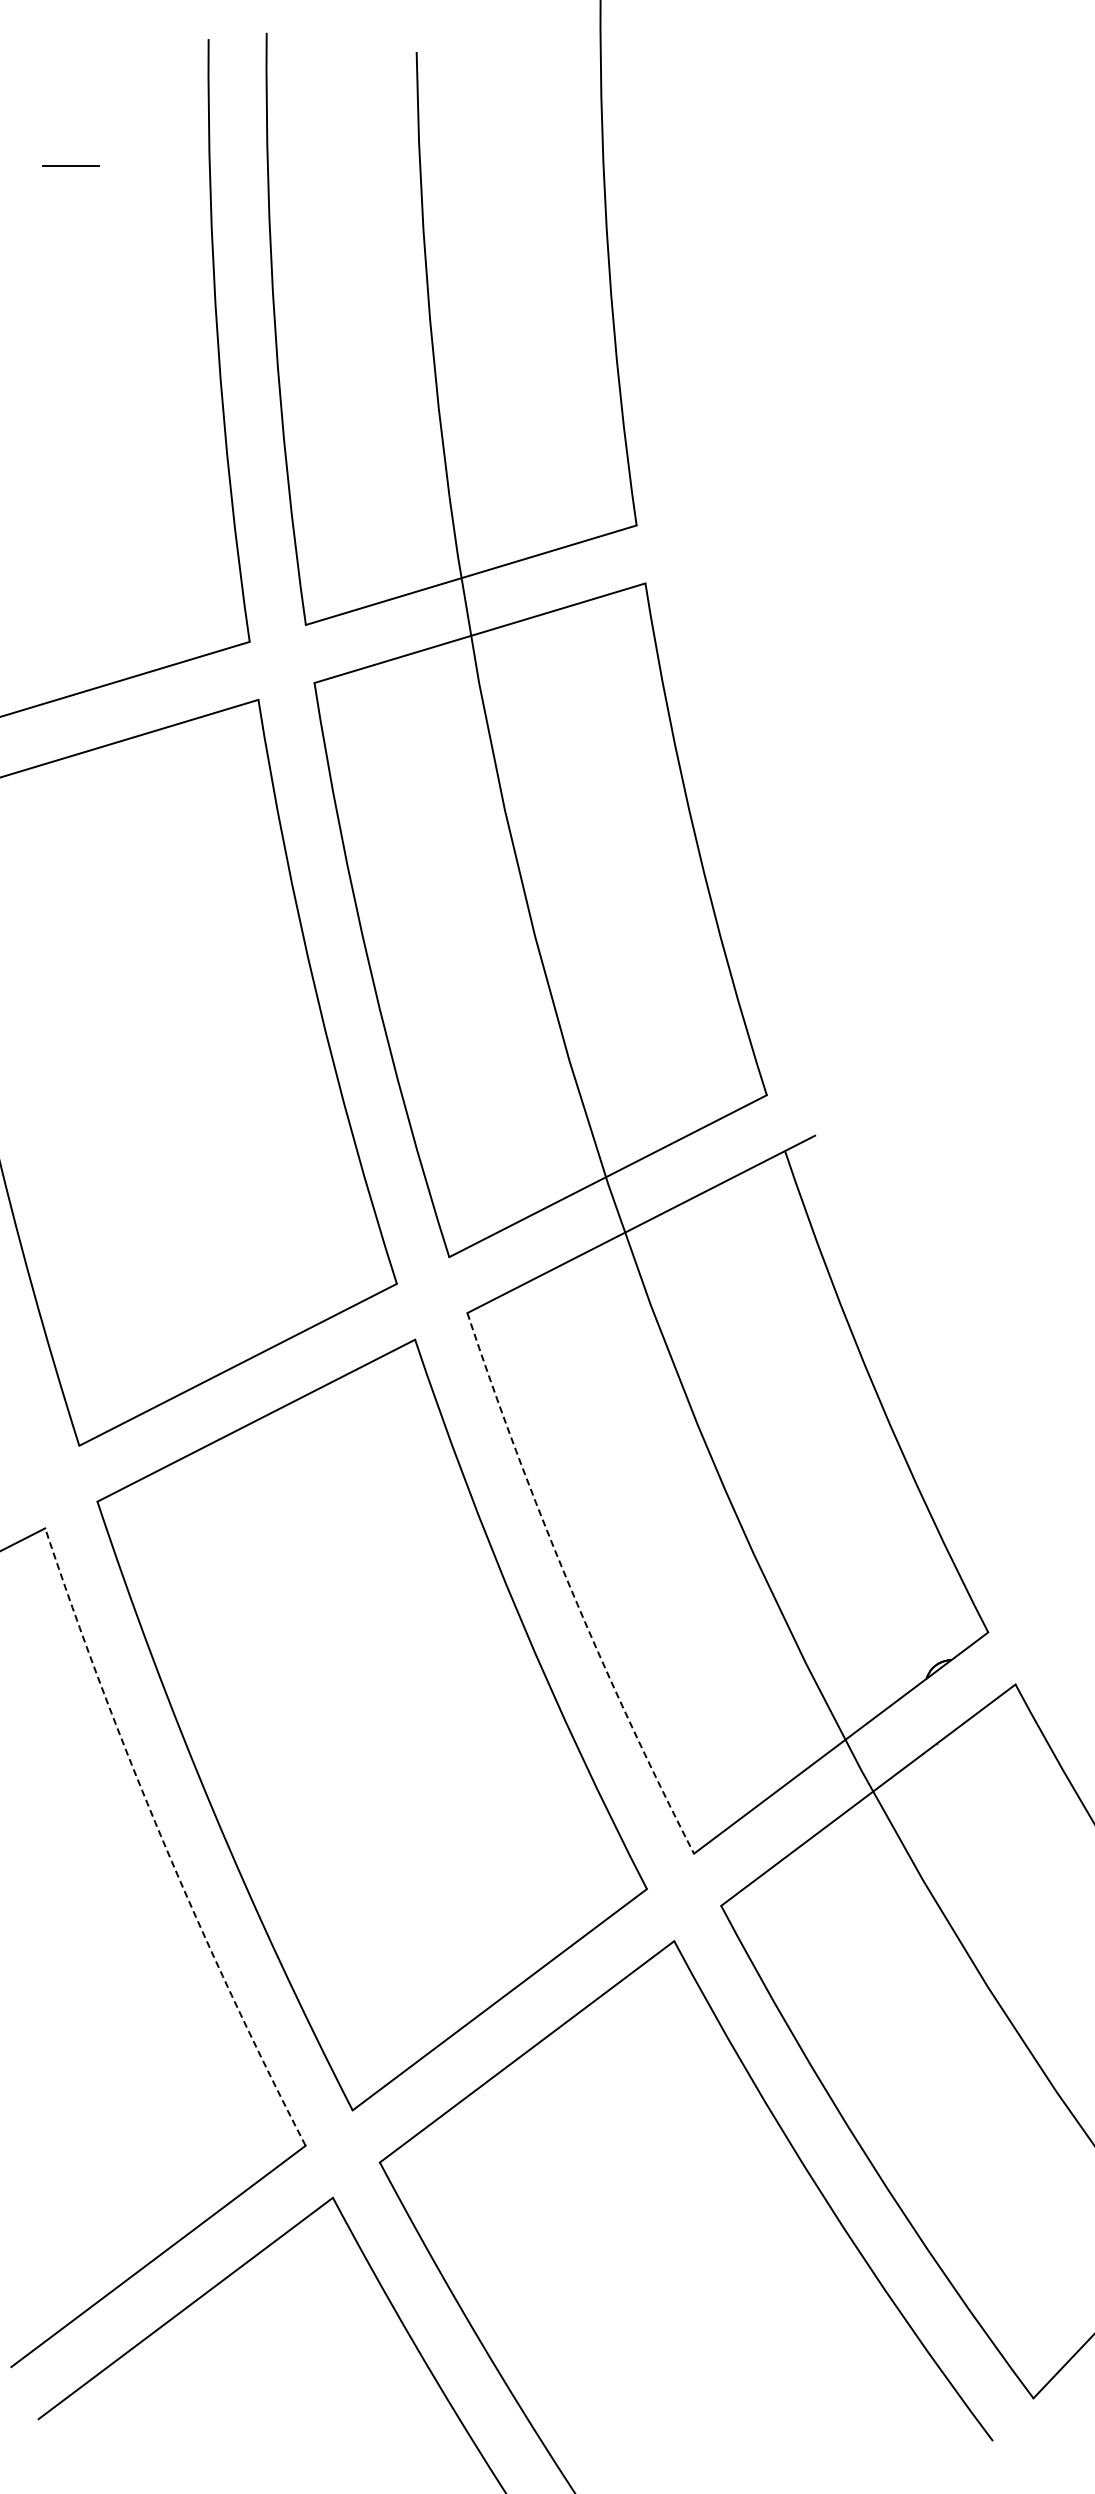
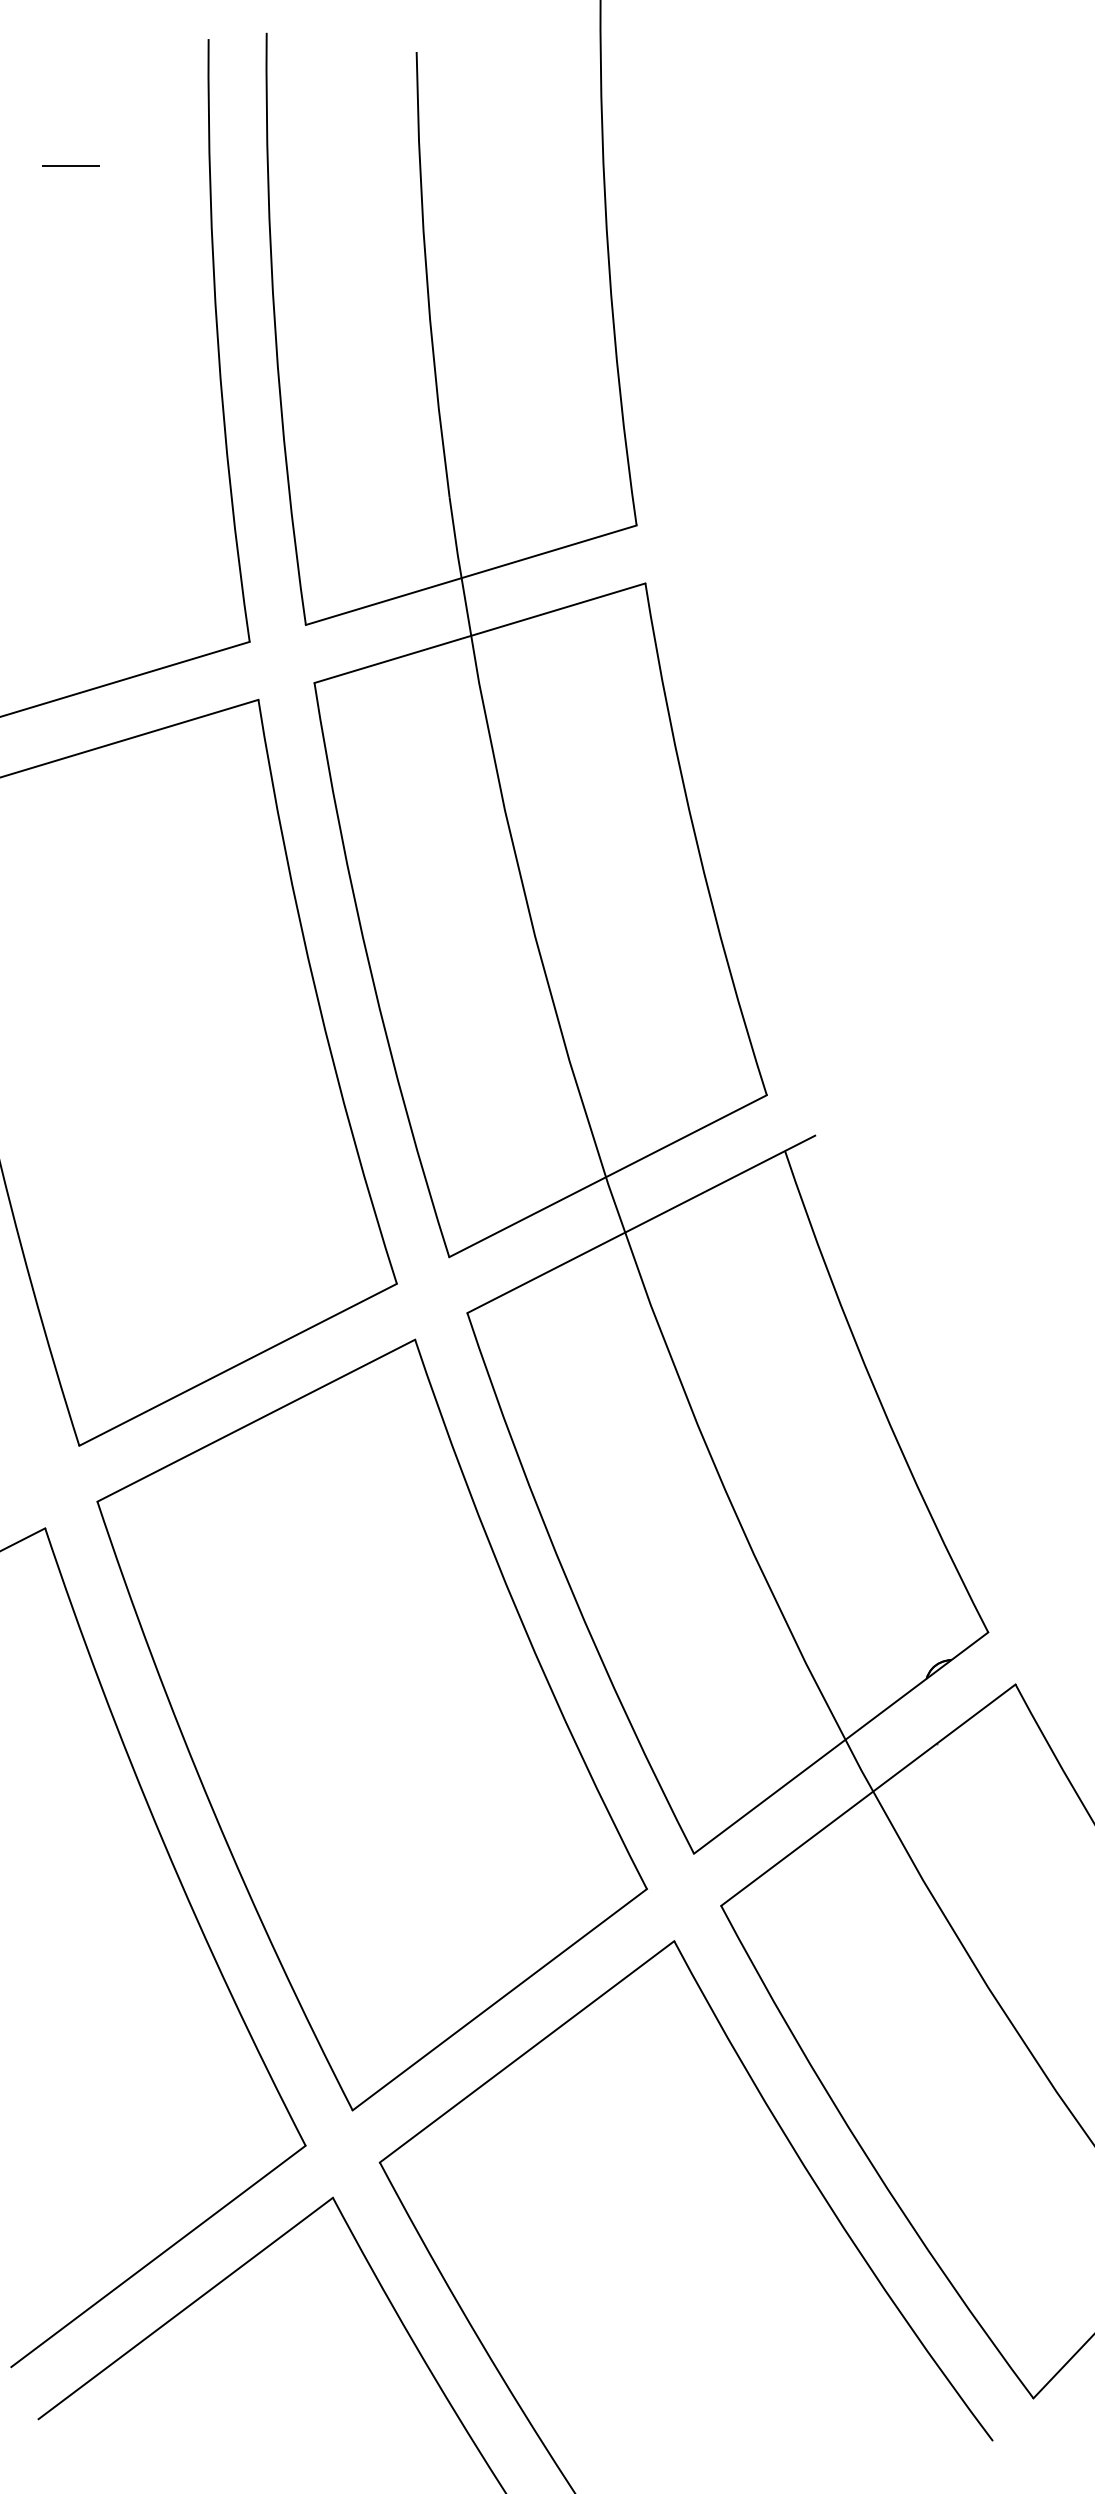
arc: dashed -> solid (570, 1587)
arc: dashed -> solid (163, 1842)
